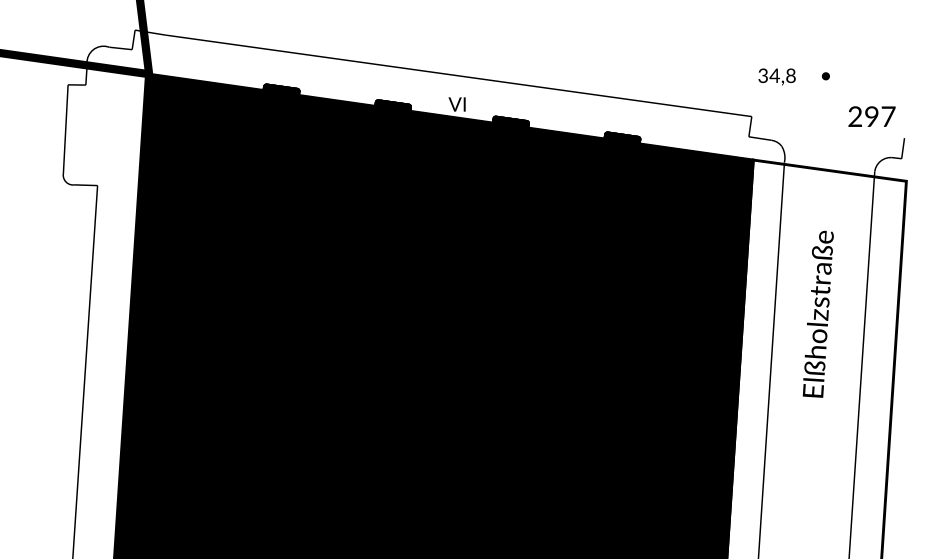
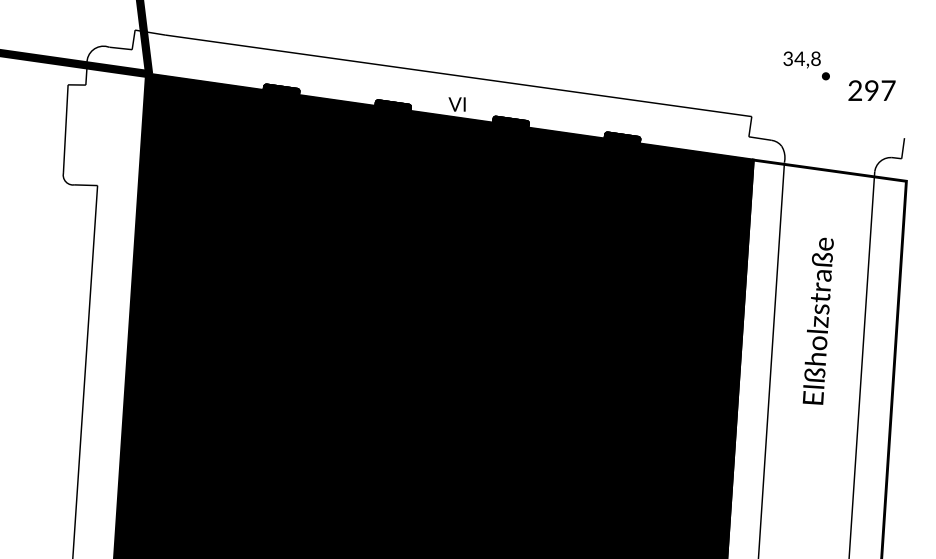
text position: (776, 76) -> (801, 59) (801, 59)
text position: (871, 116) -> (871, 90) (871, 90)
text position: (817, 313) -> (817, 320) (817, 320)
